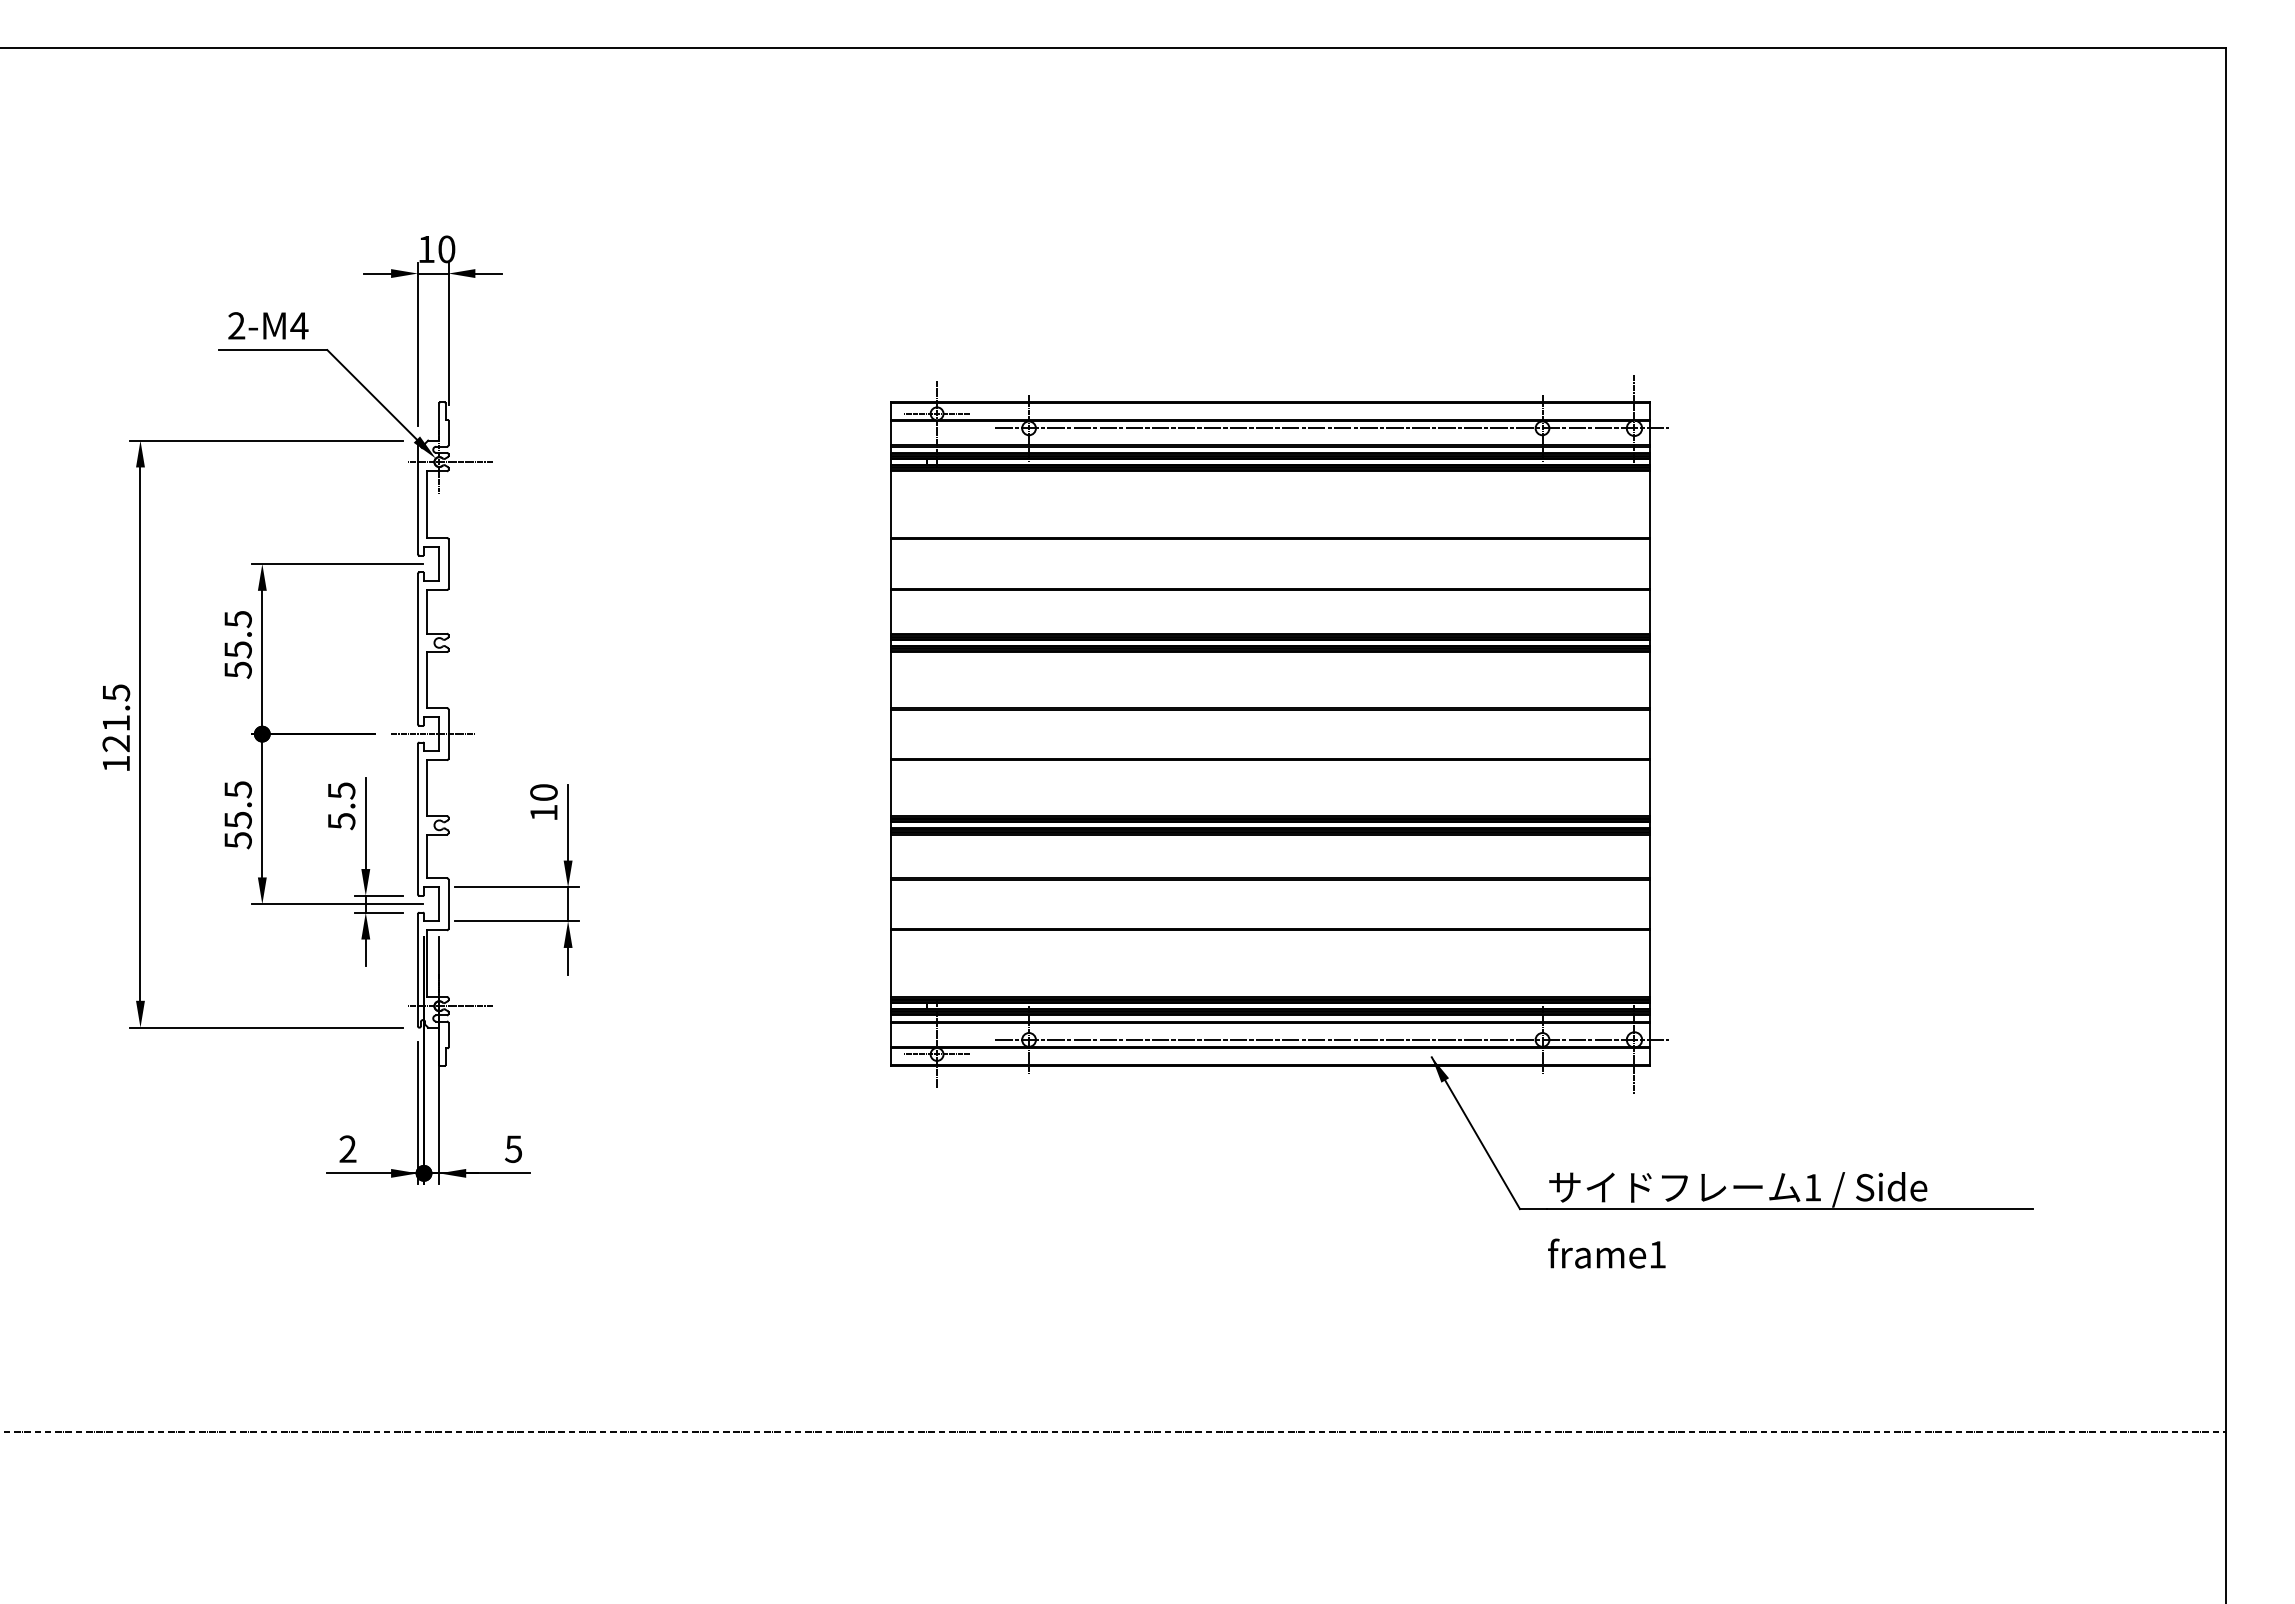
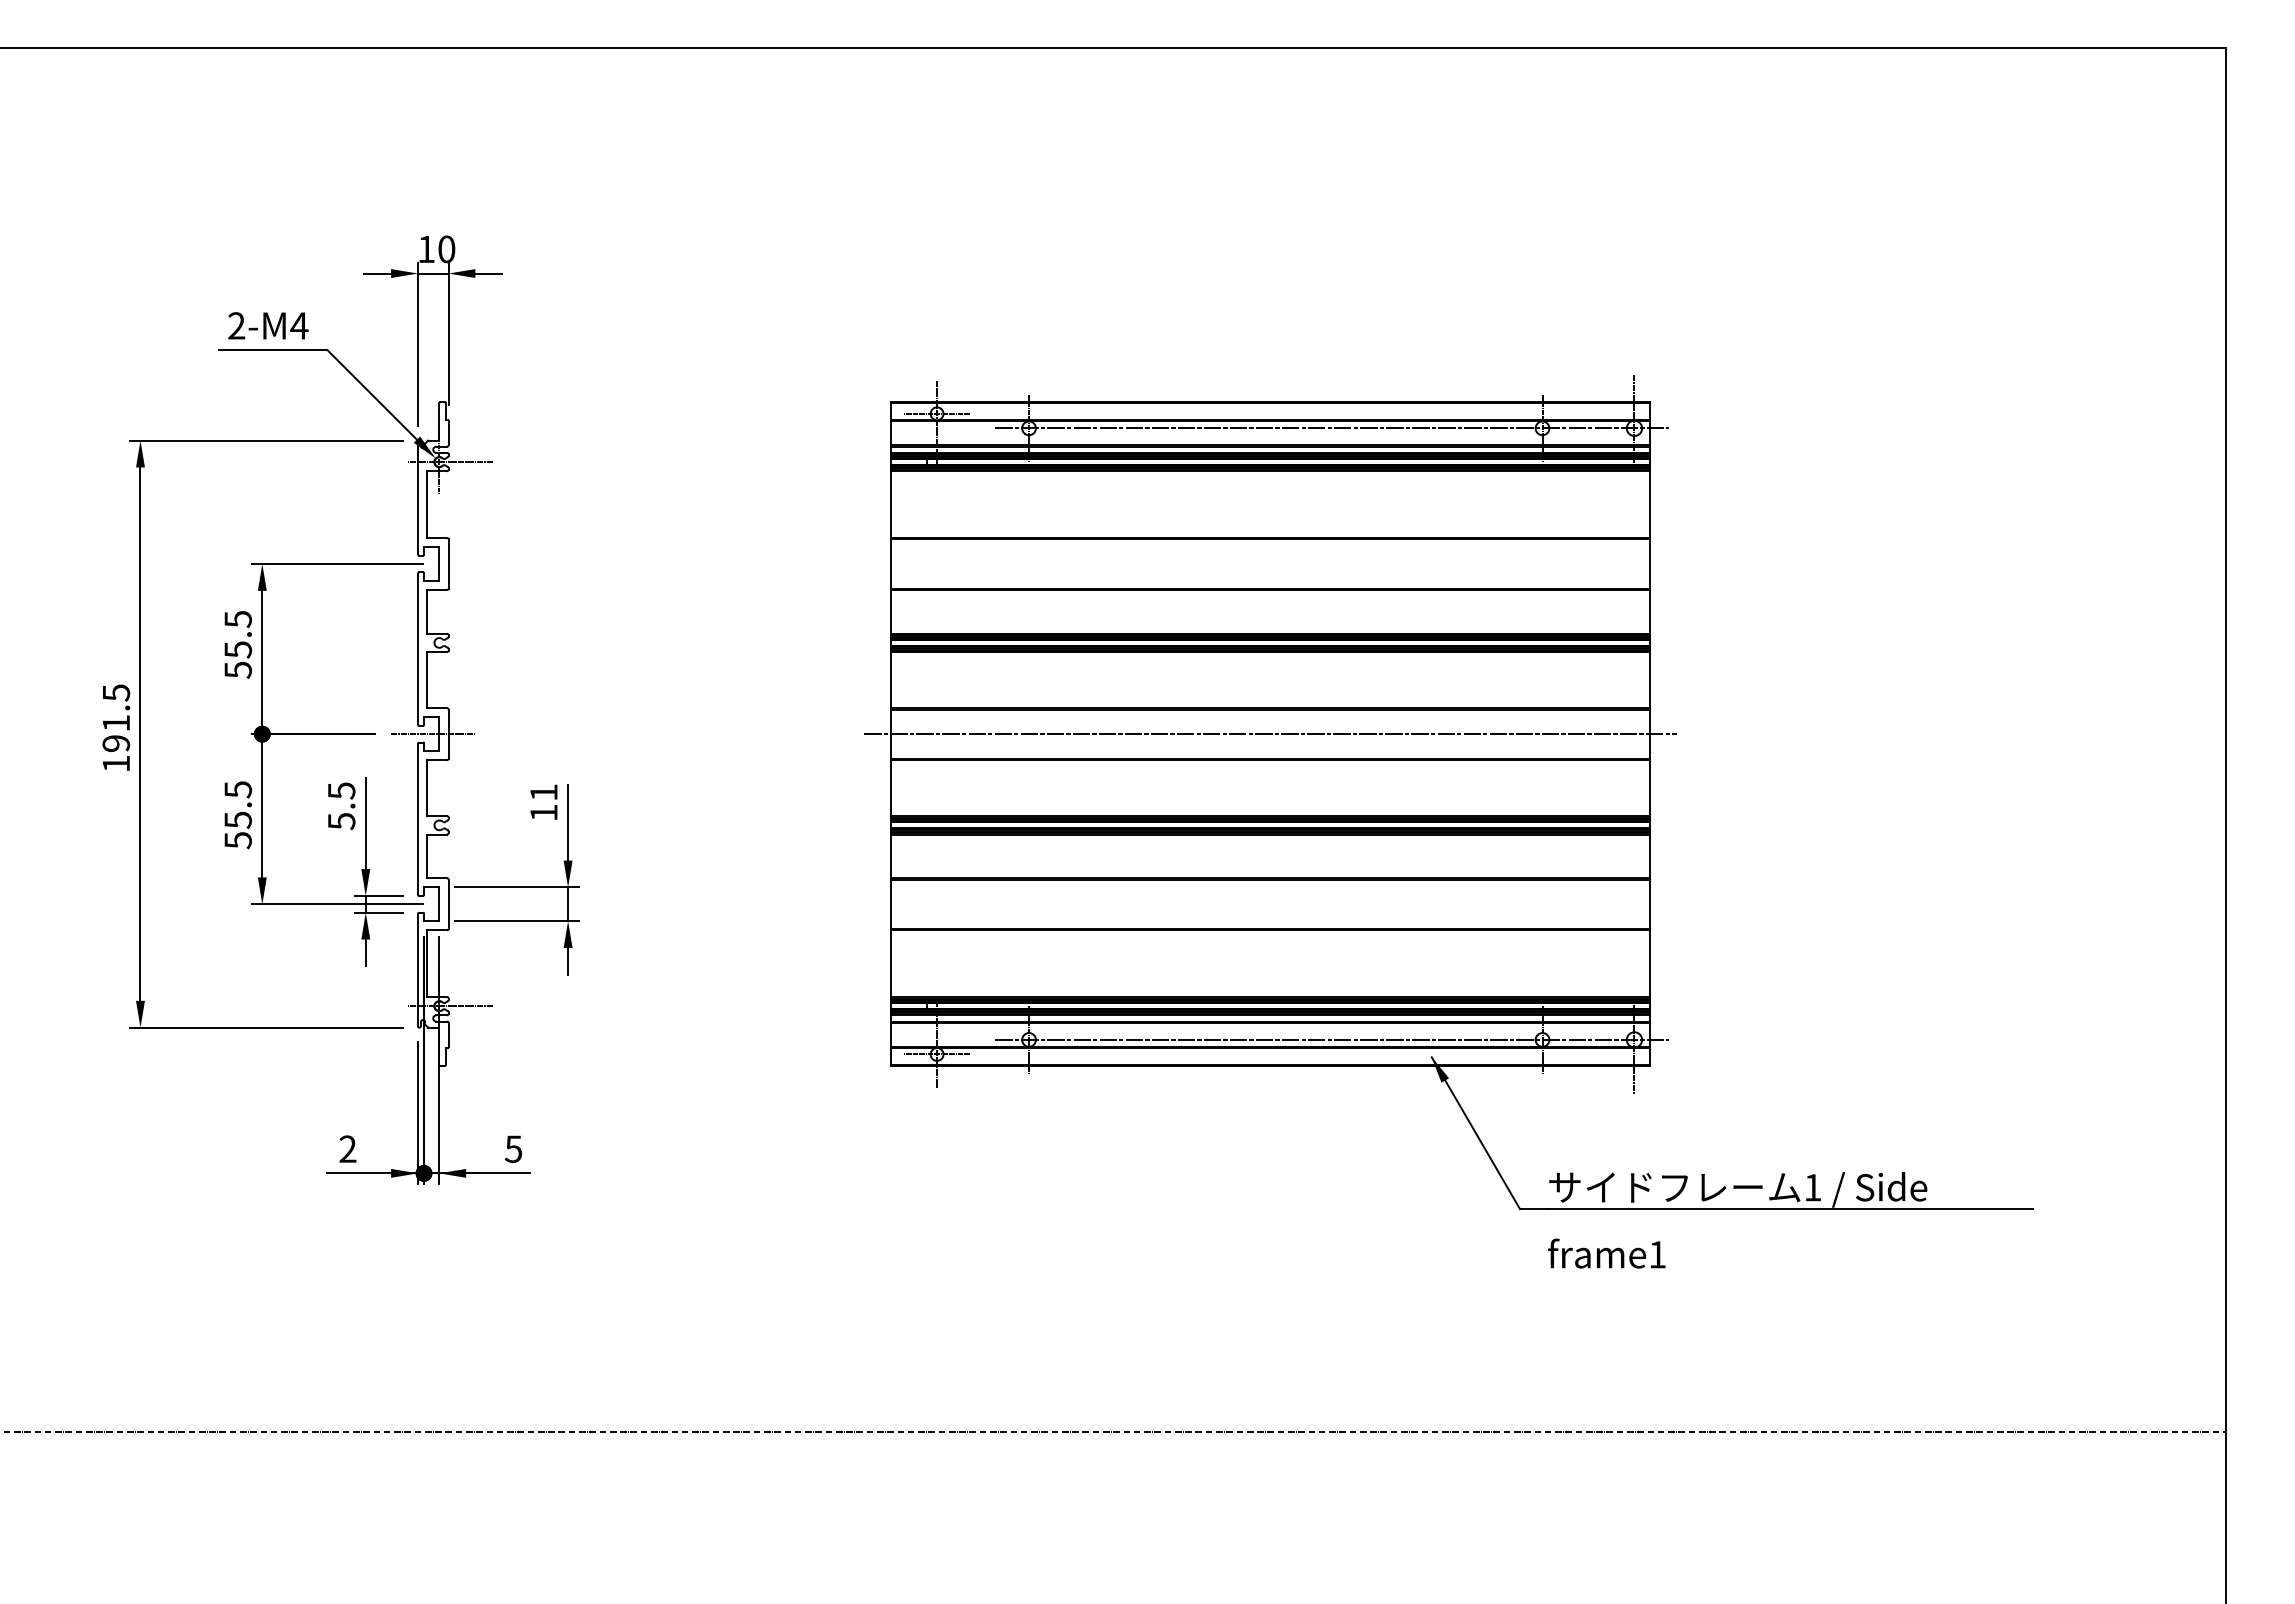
line: none -> present (1270, 734)
text: 121.5 -> 191.5 (116, 743)
text: 10 -> 11 (543, 792)
